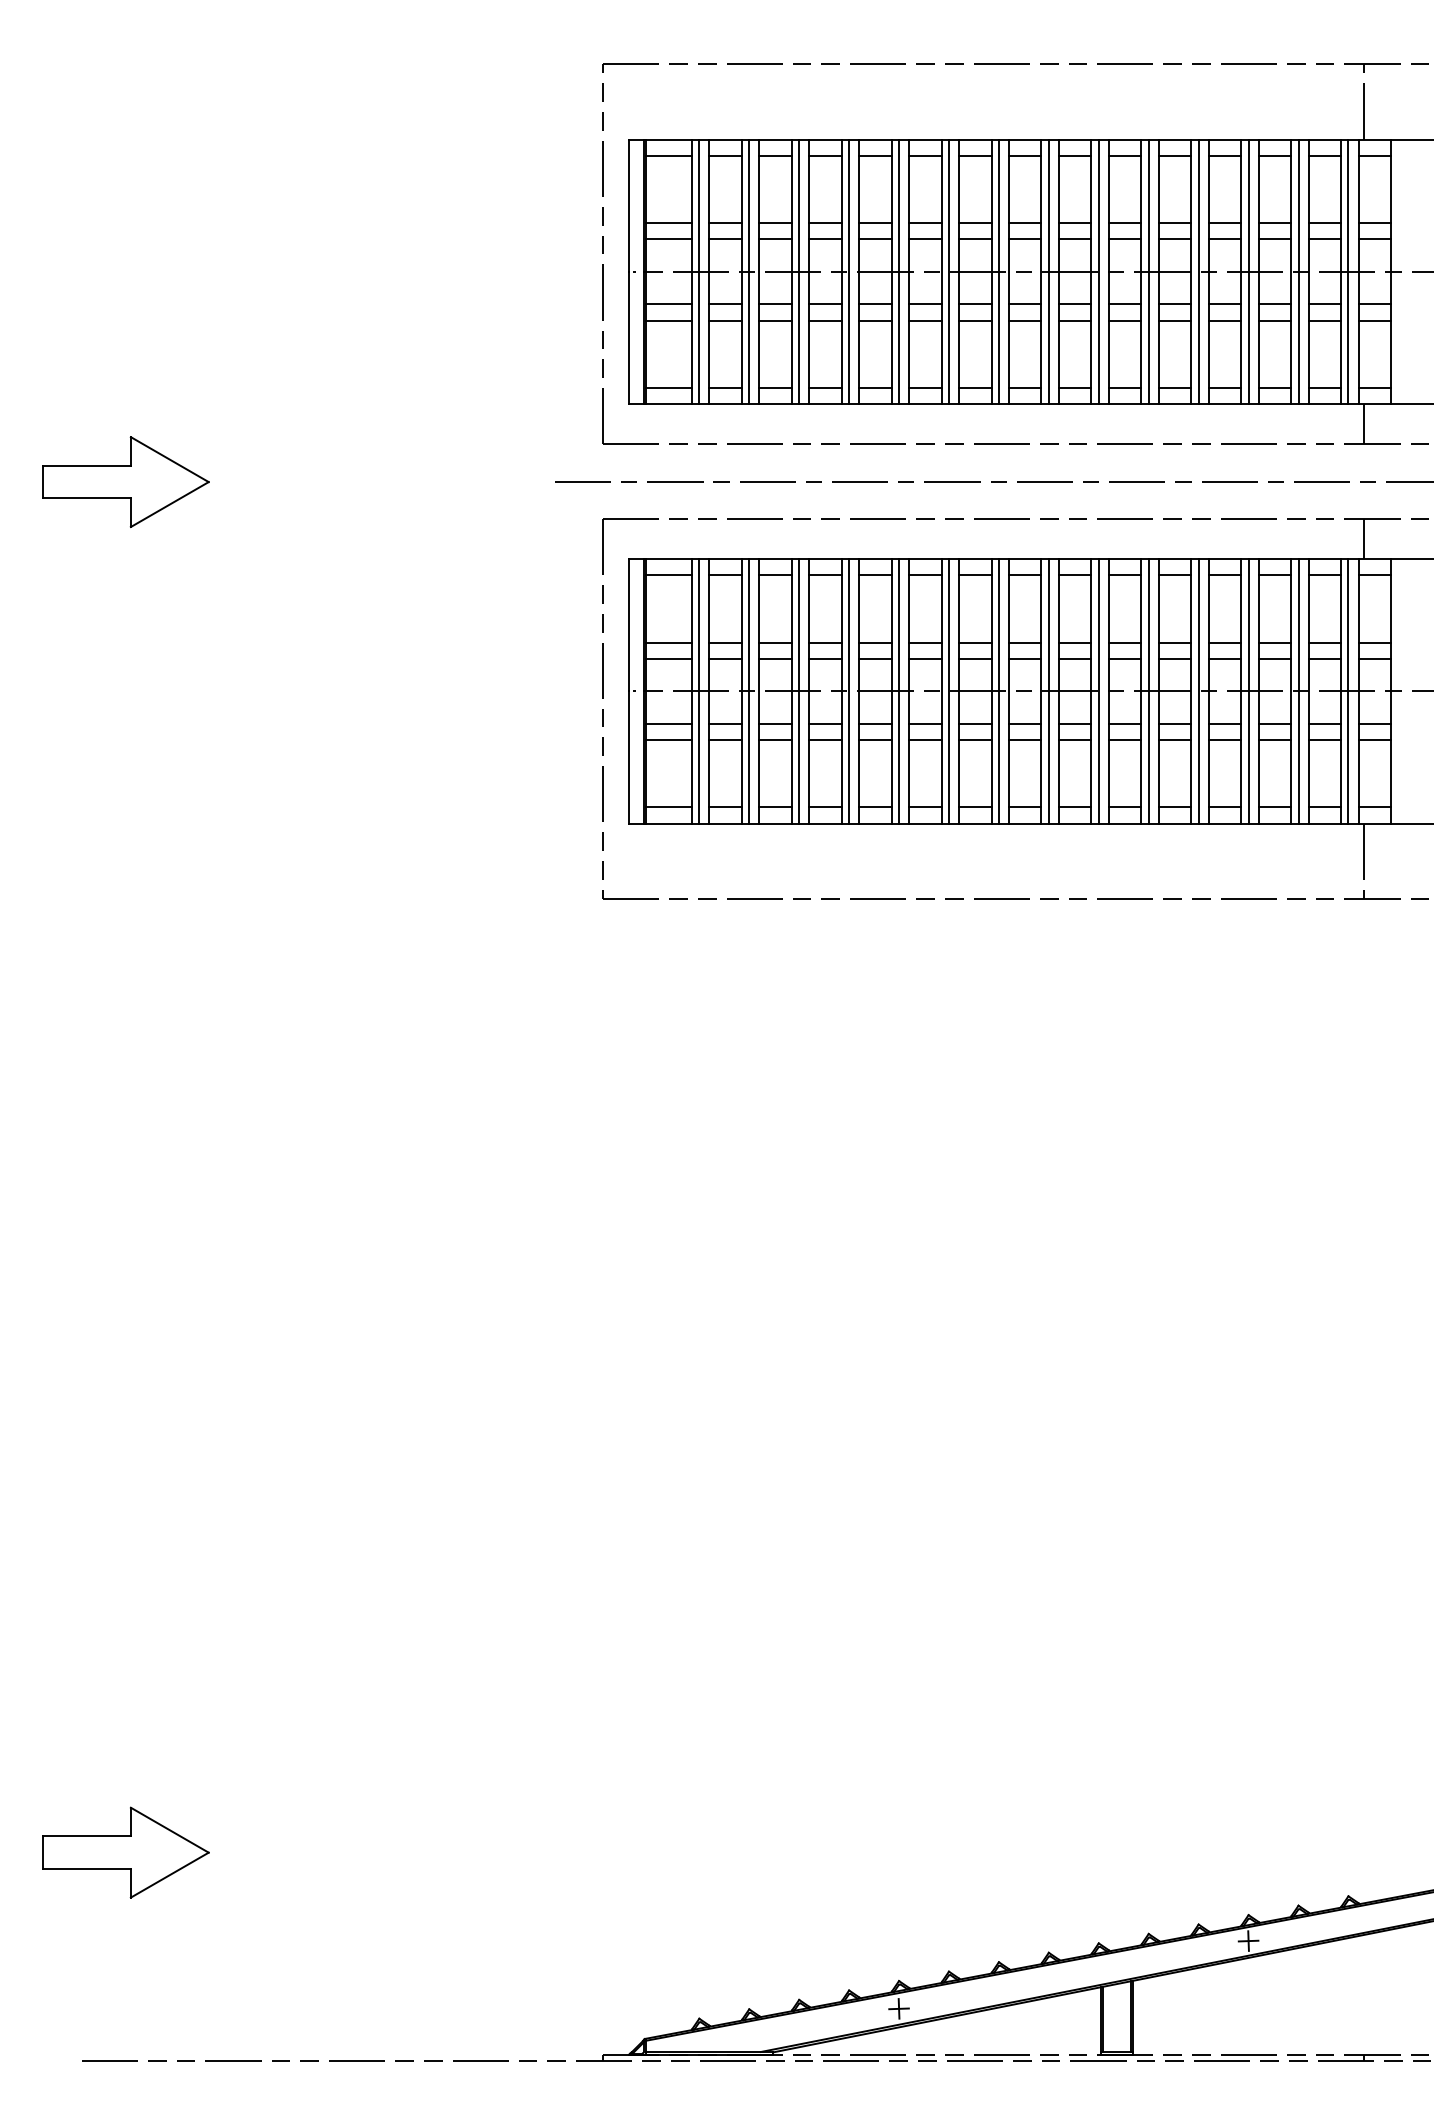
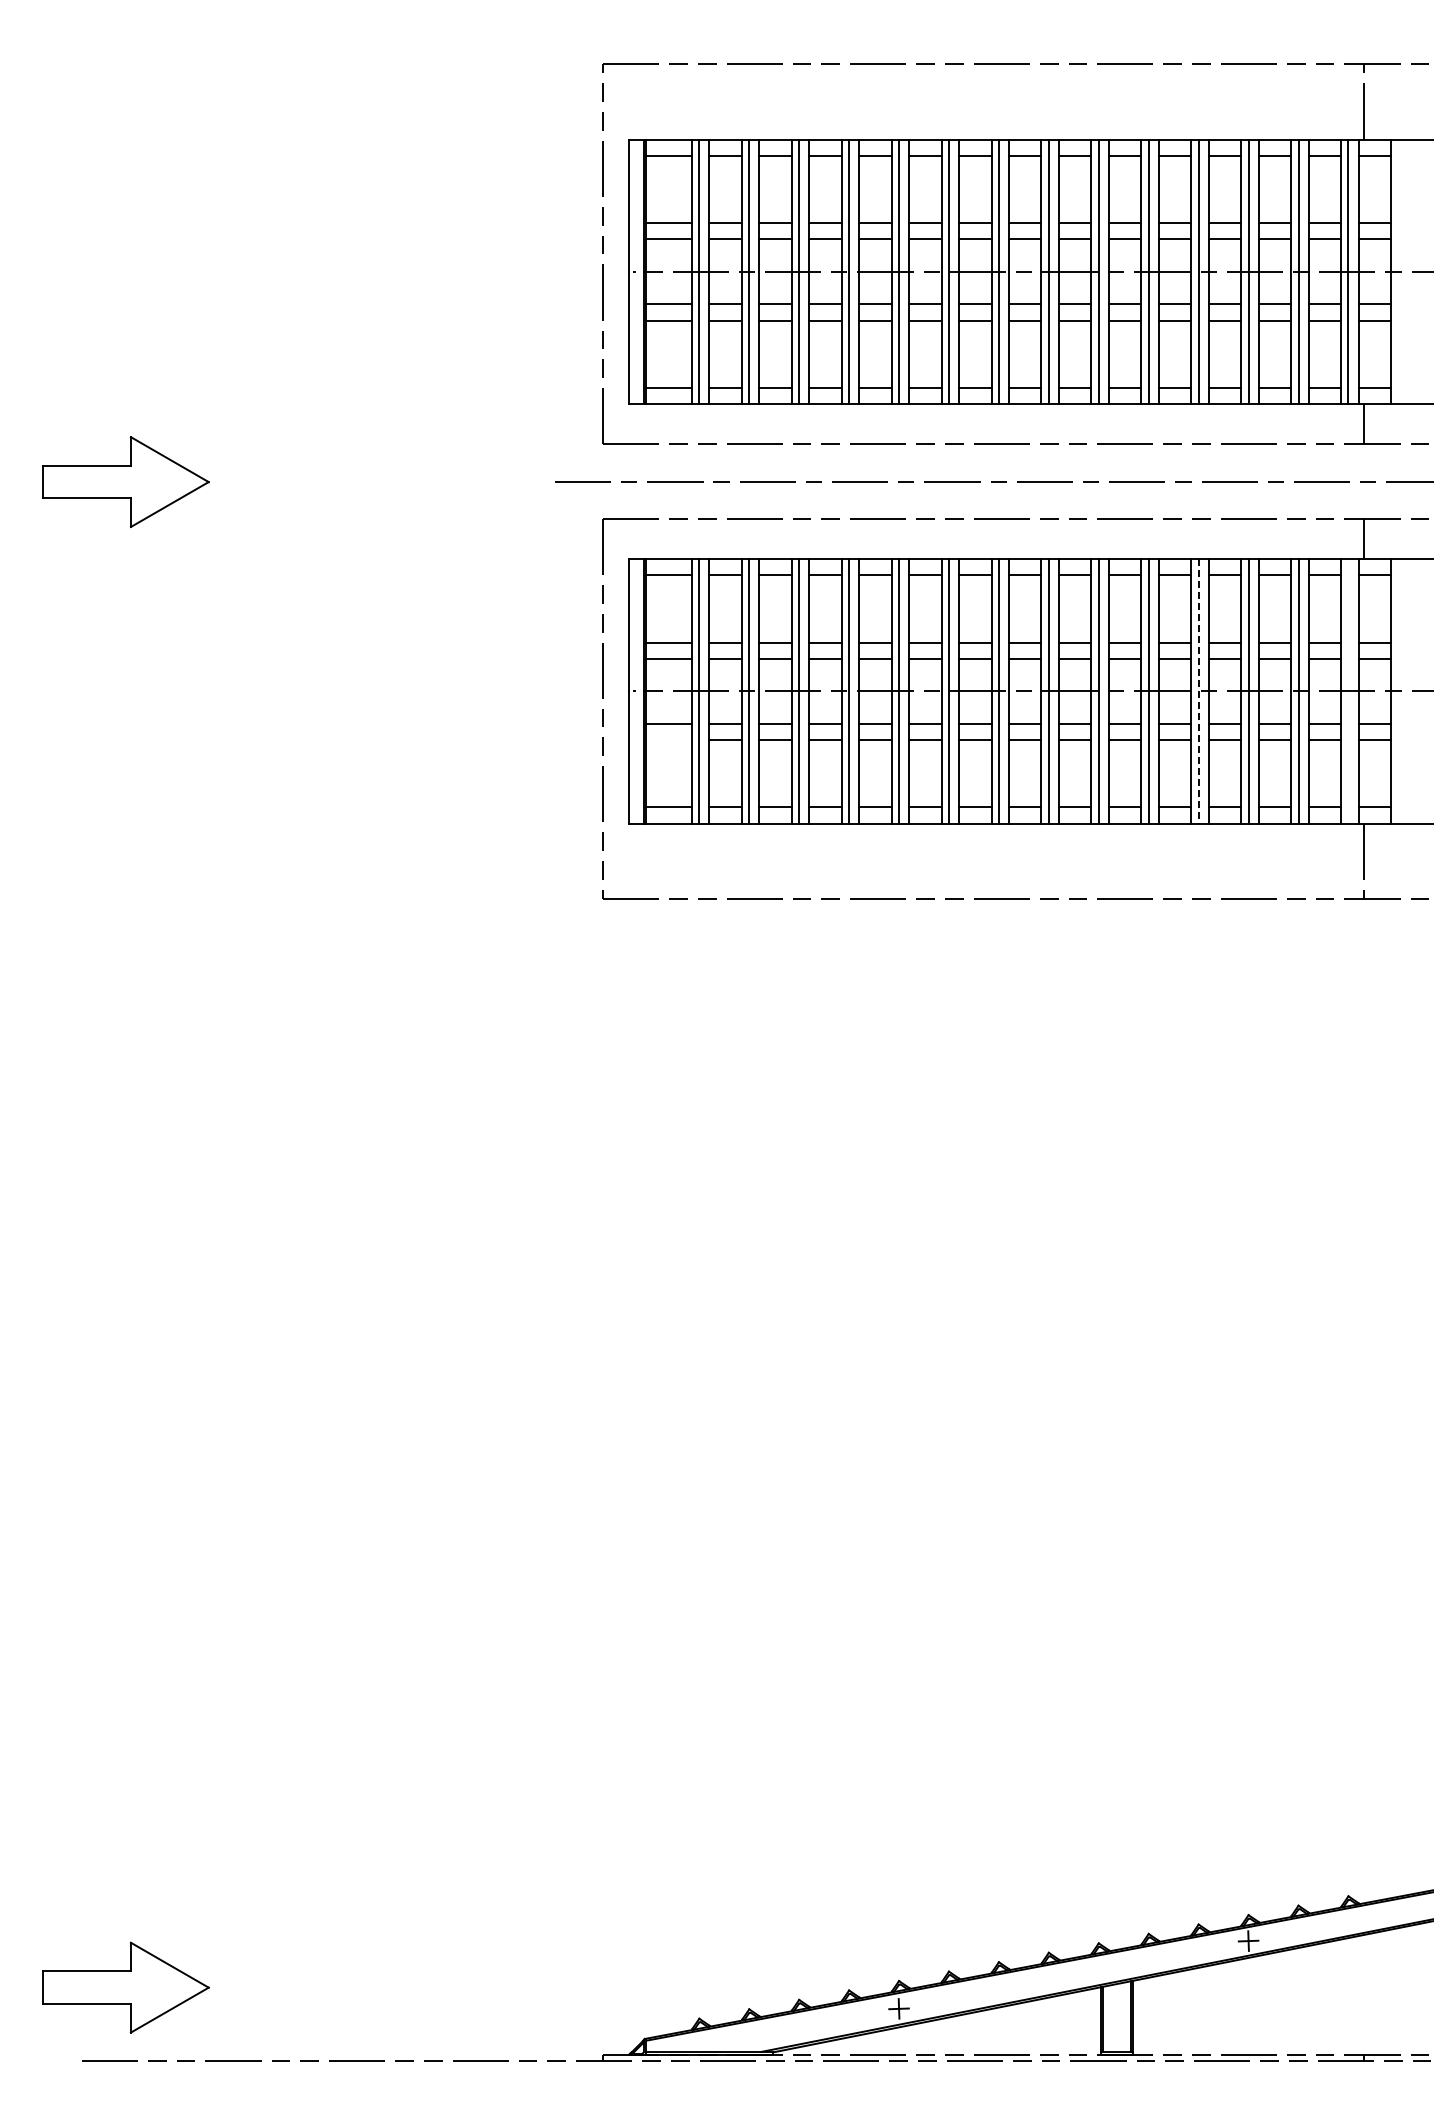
line: solid -> dashed (1198, 691)
line: present -> none (1348, 691)
line: present -> none (668, 740)
part position: (125, 1852) -> (125, 1987) (125, 1987)
